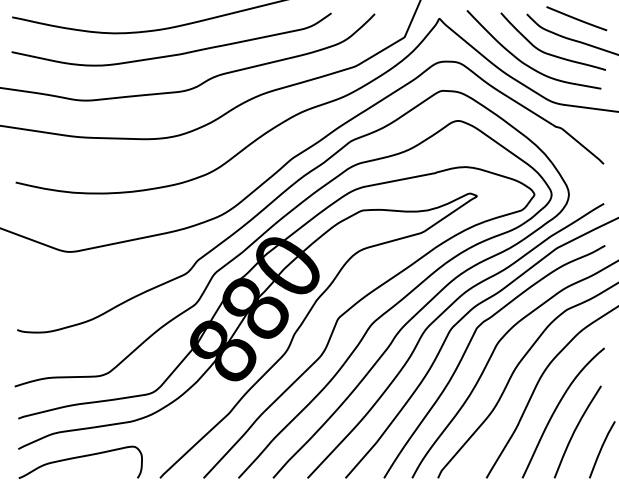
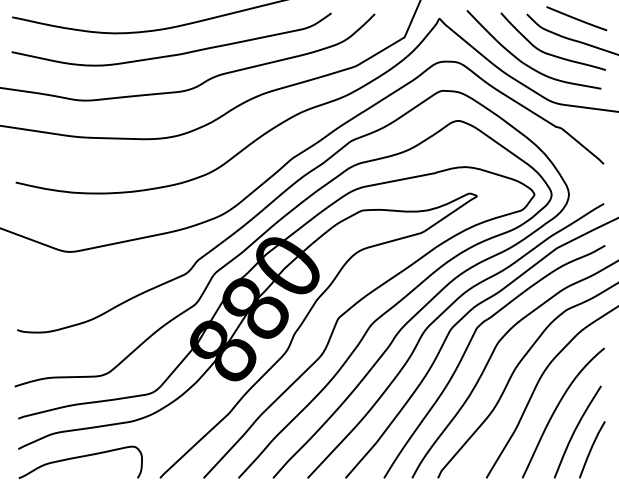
line position: (602, 448) -> (592, 448) (592, 448)
